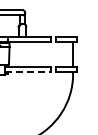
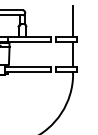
line: none -> present (73, 21)
line: dashed -> solid (28, 72)
